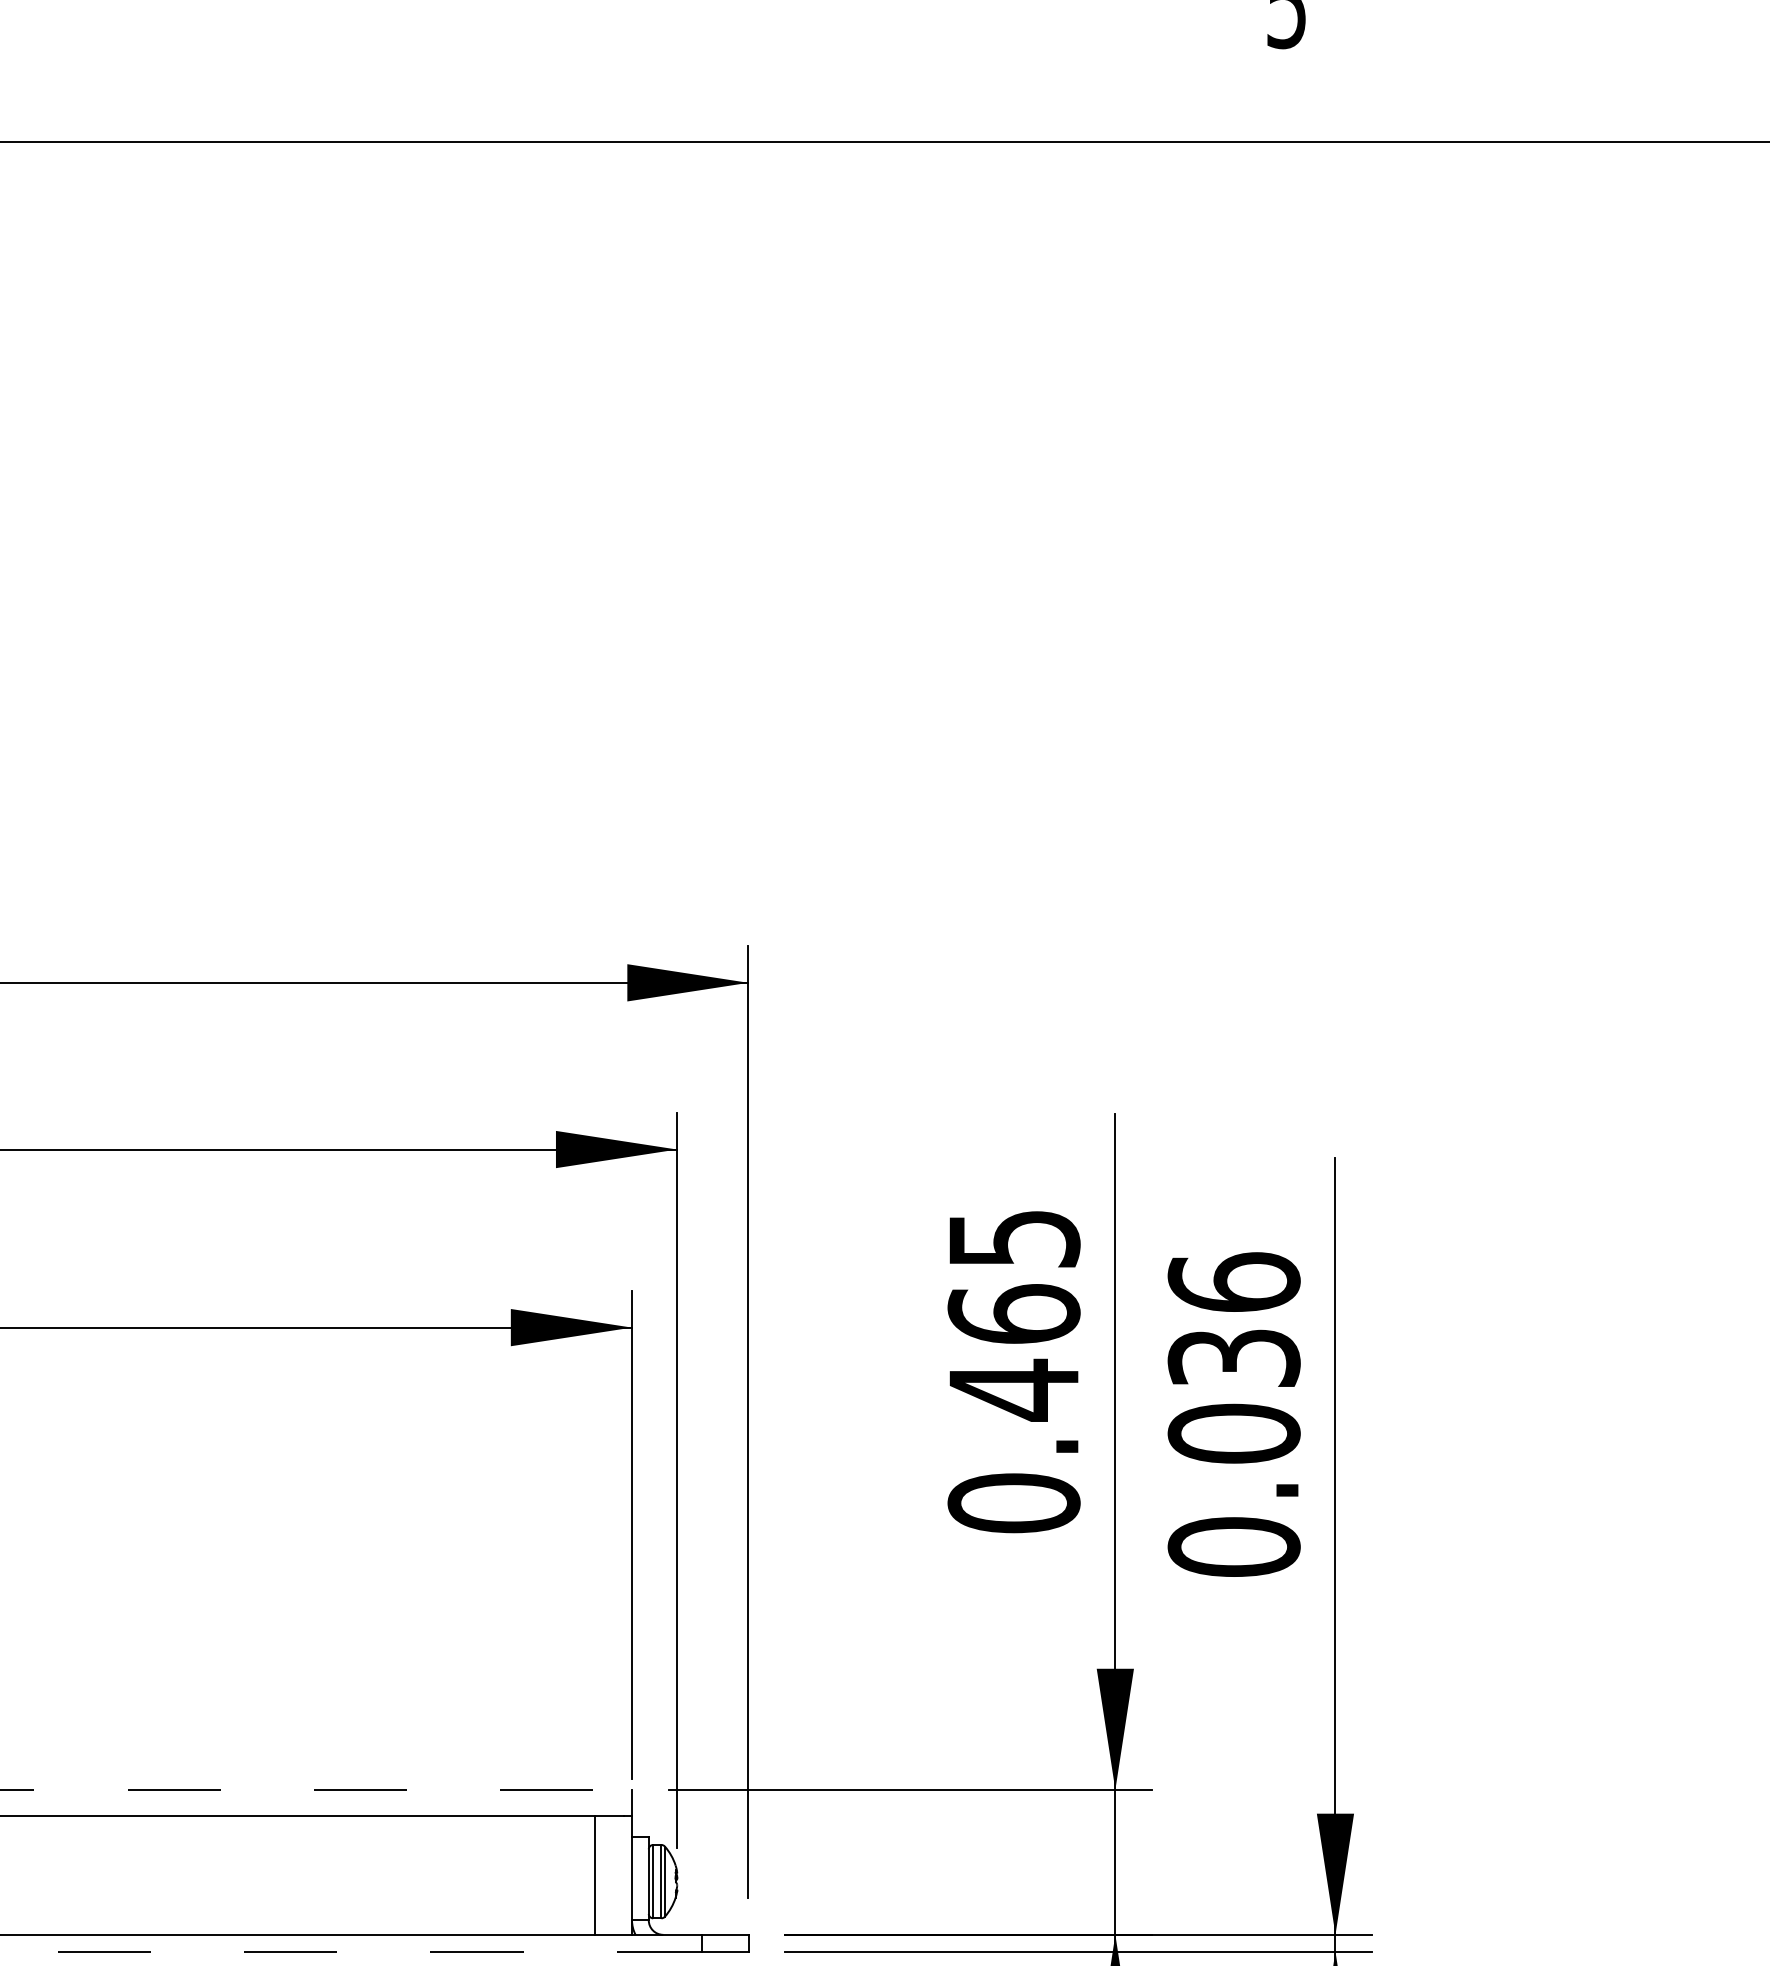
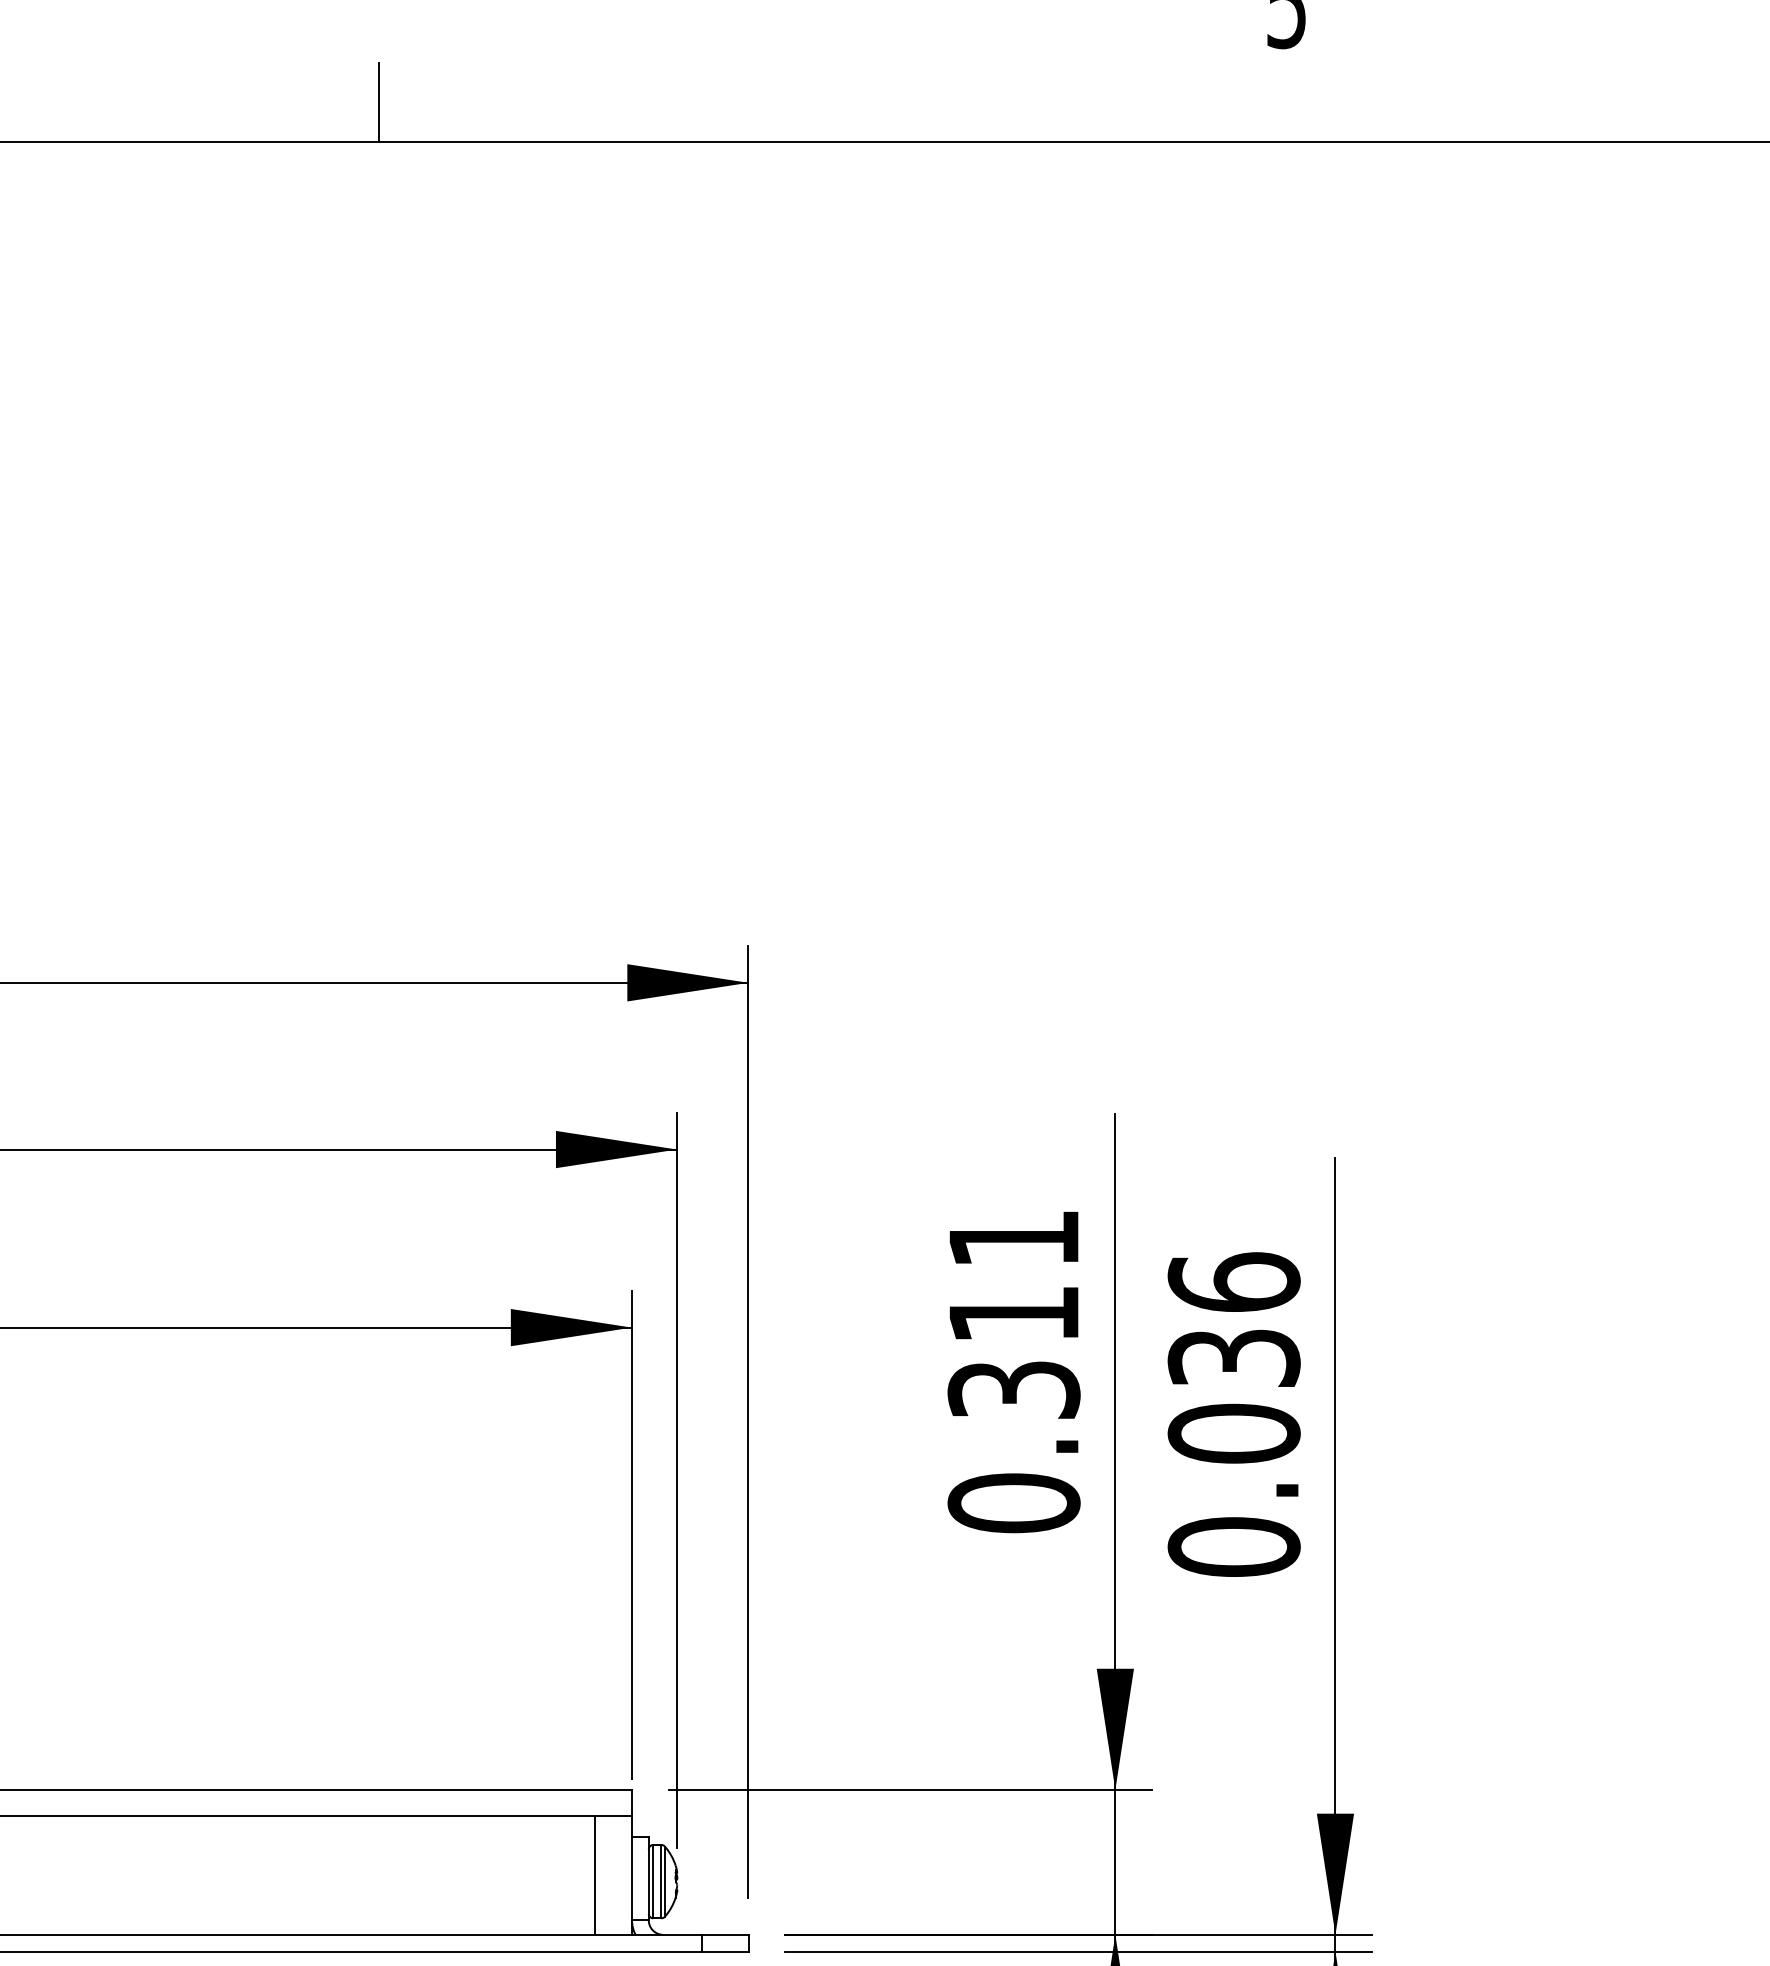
line: none -> present (379, 102)
text: 0.465 -> 0.311 (1013, 1316)
line: dashed -> solid (316, 1789)
line: dashed -> solid (351, 1951)
